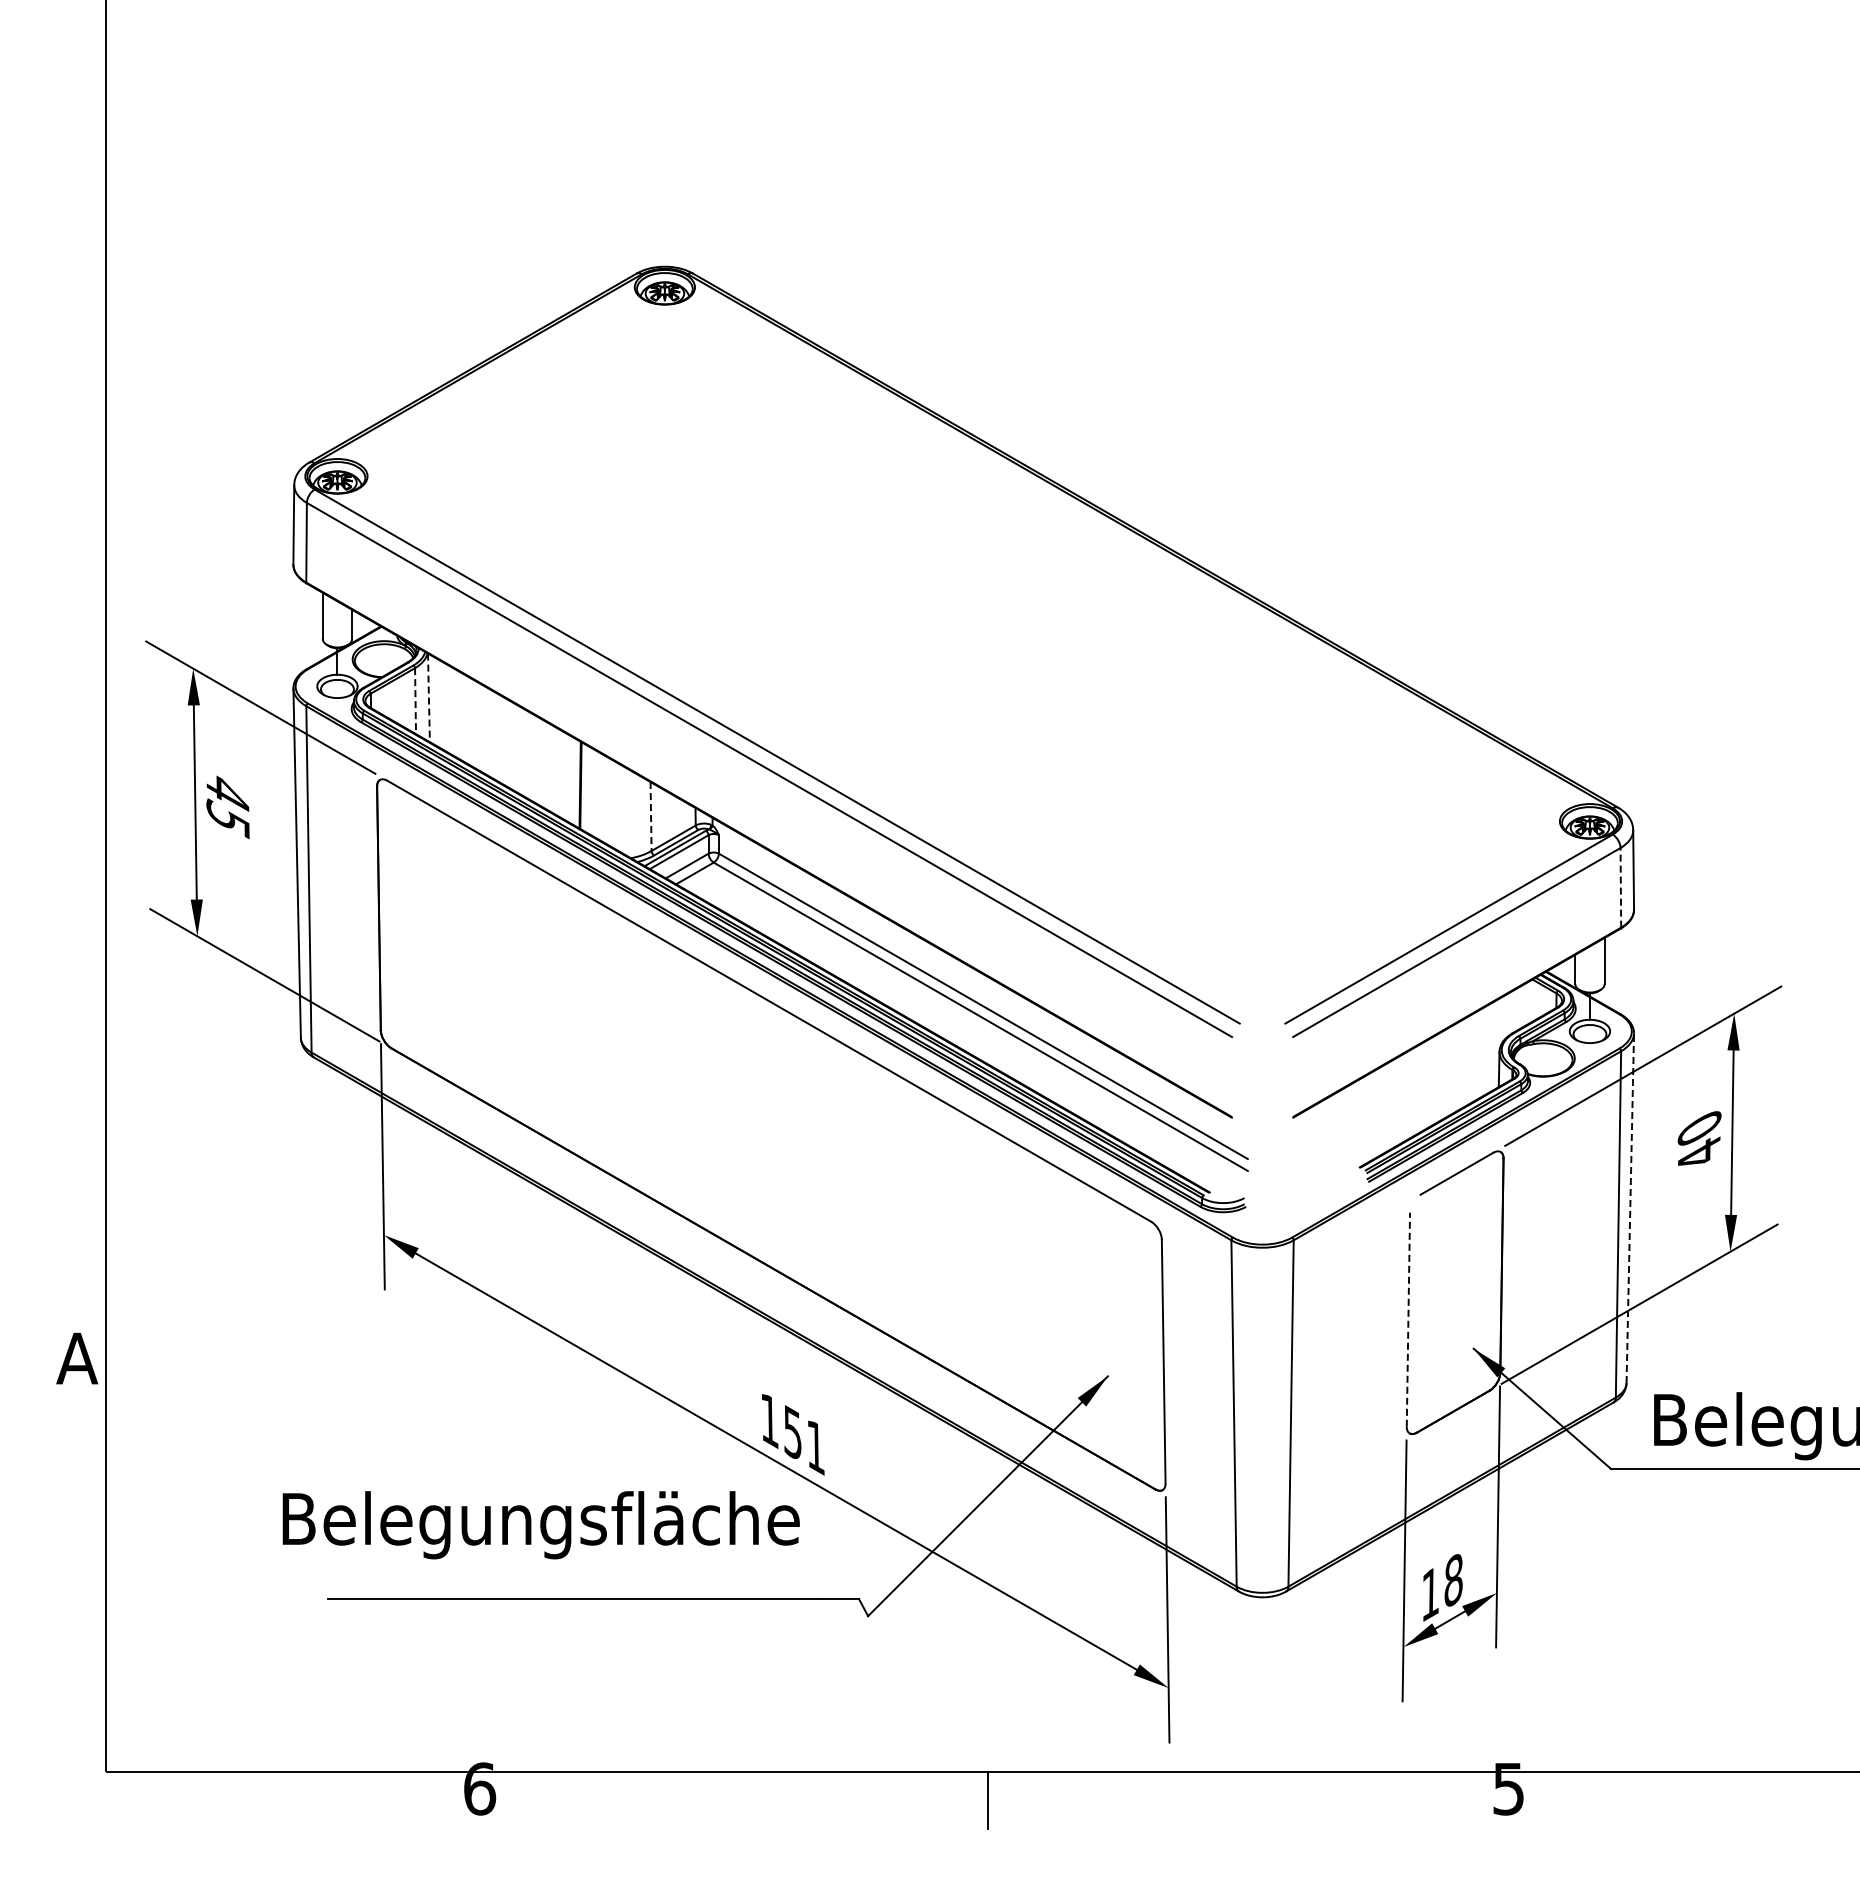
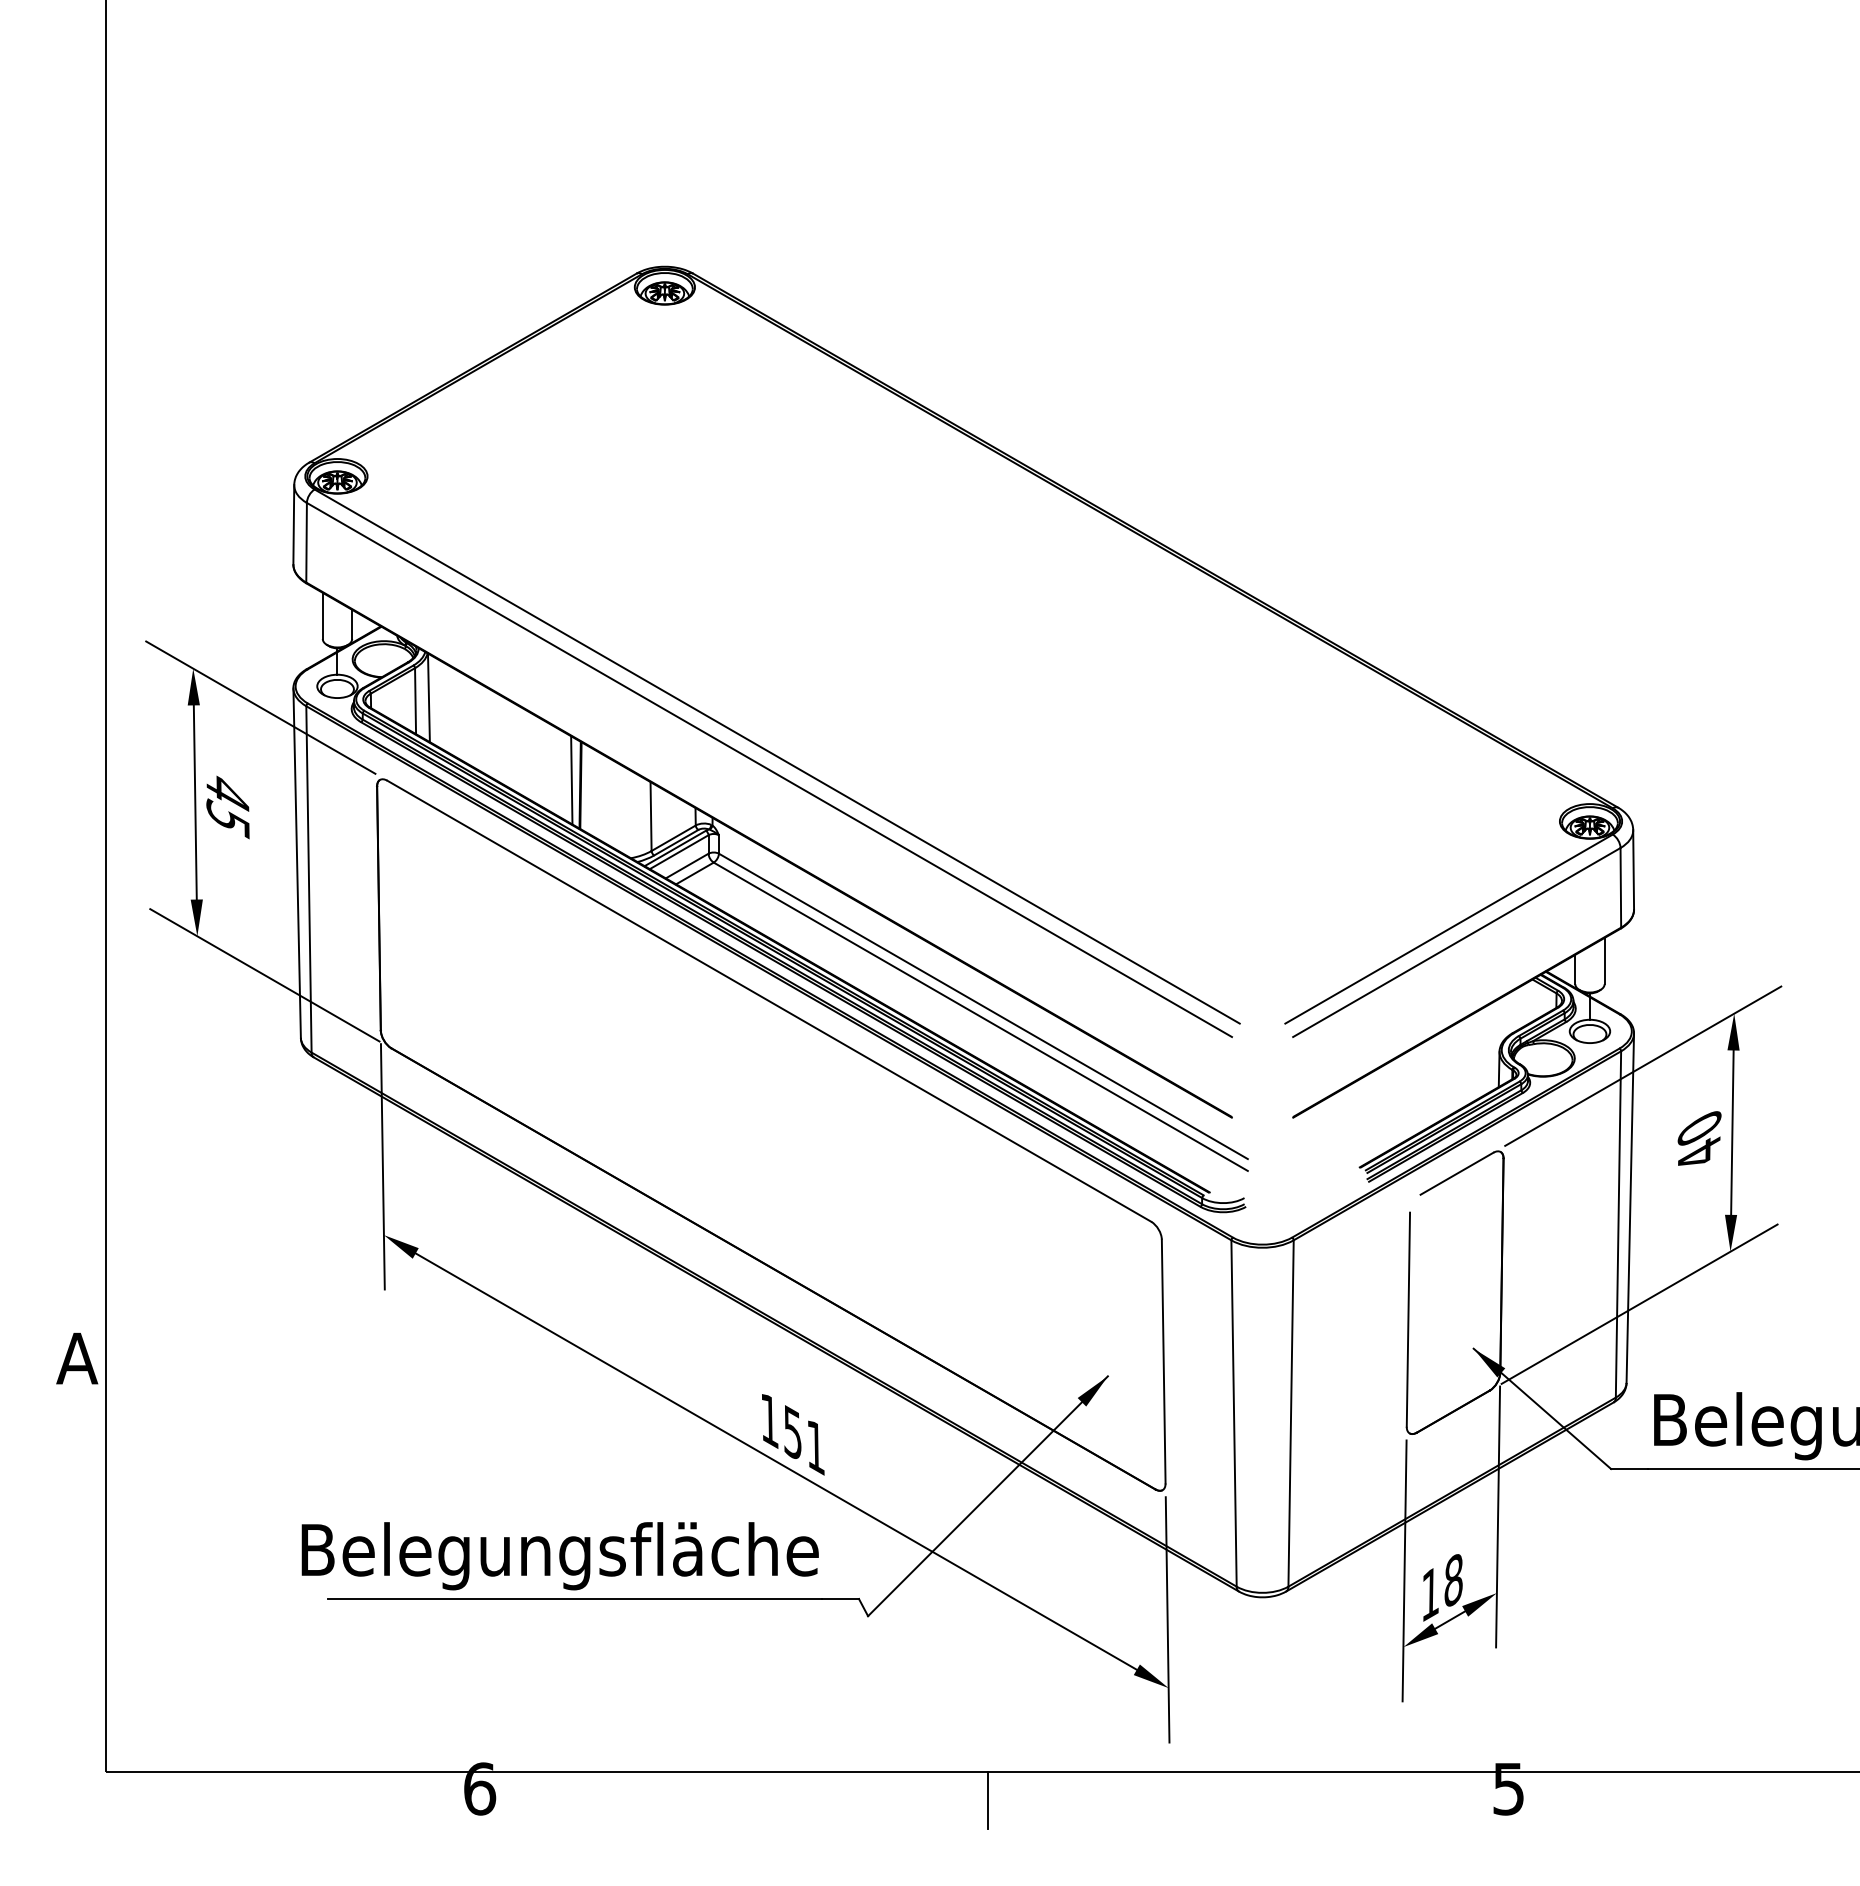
line: dashed -> solid (428, 698)
line: dashed -> solid (415, 701)
line: none -> present (571, 780)
line: dashed -> solid (651, 817)
line: dashed -> solid (1620, 887)
line: dashed -> solid (1630, 1208)
line: dashed -> solid (1408, 1319)
text position: (540, 1525) -> (559, 1556) (559, 1556)
